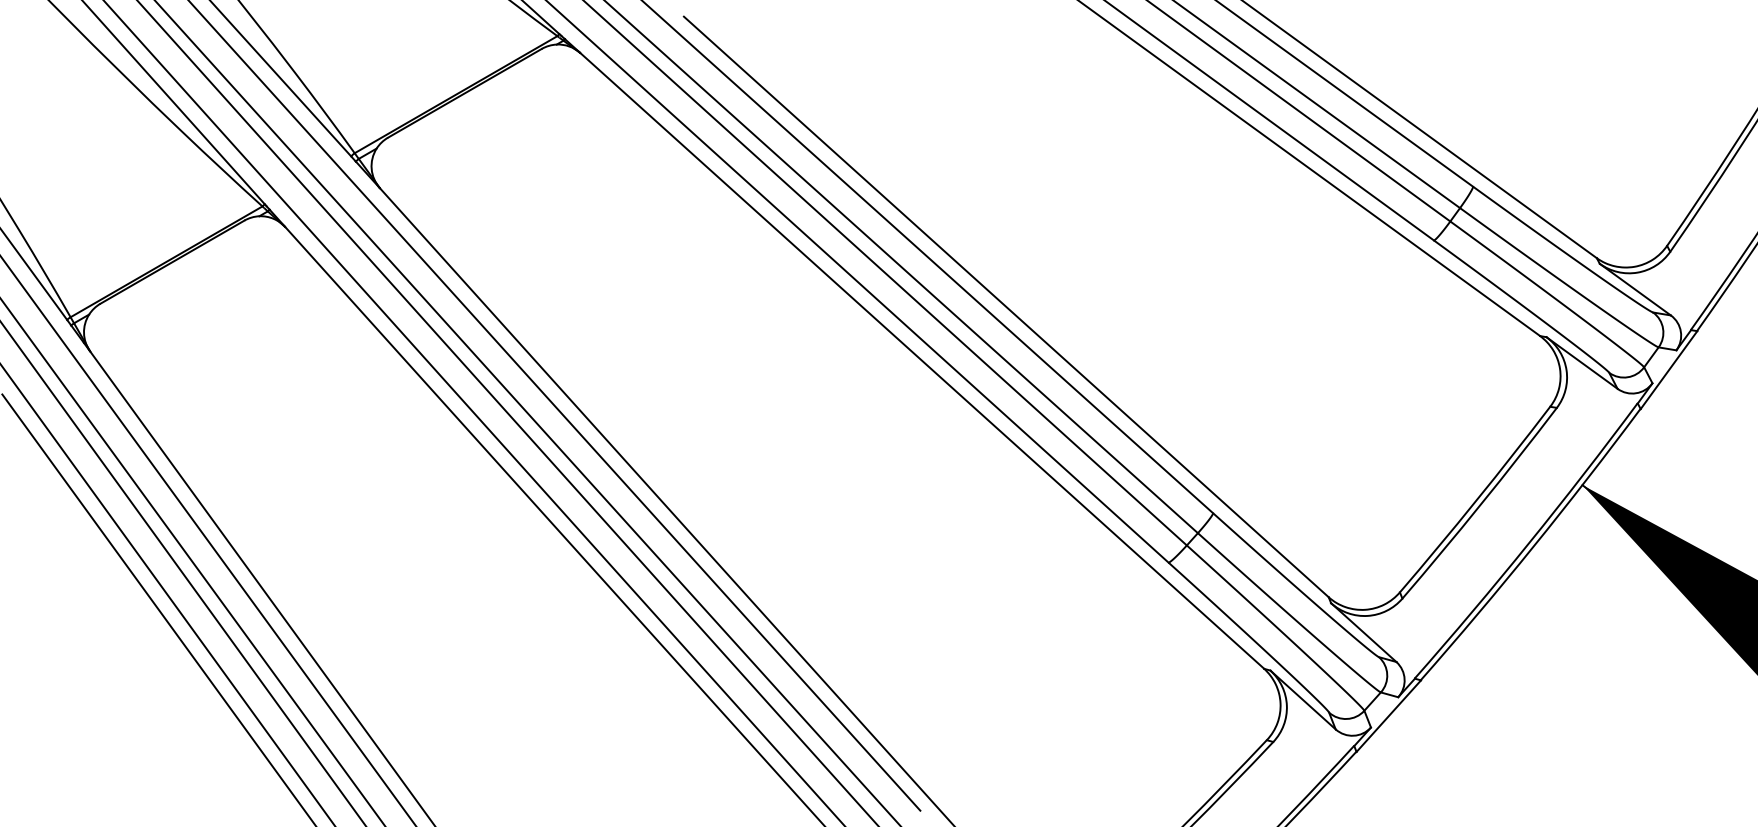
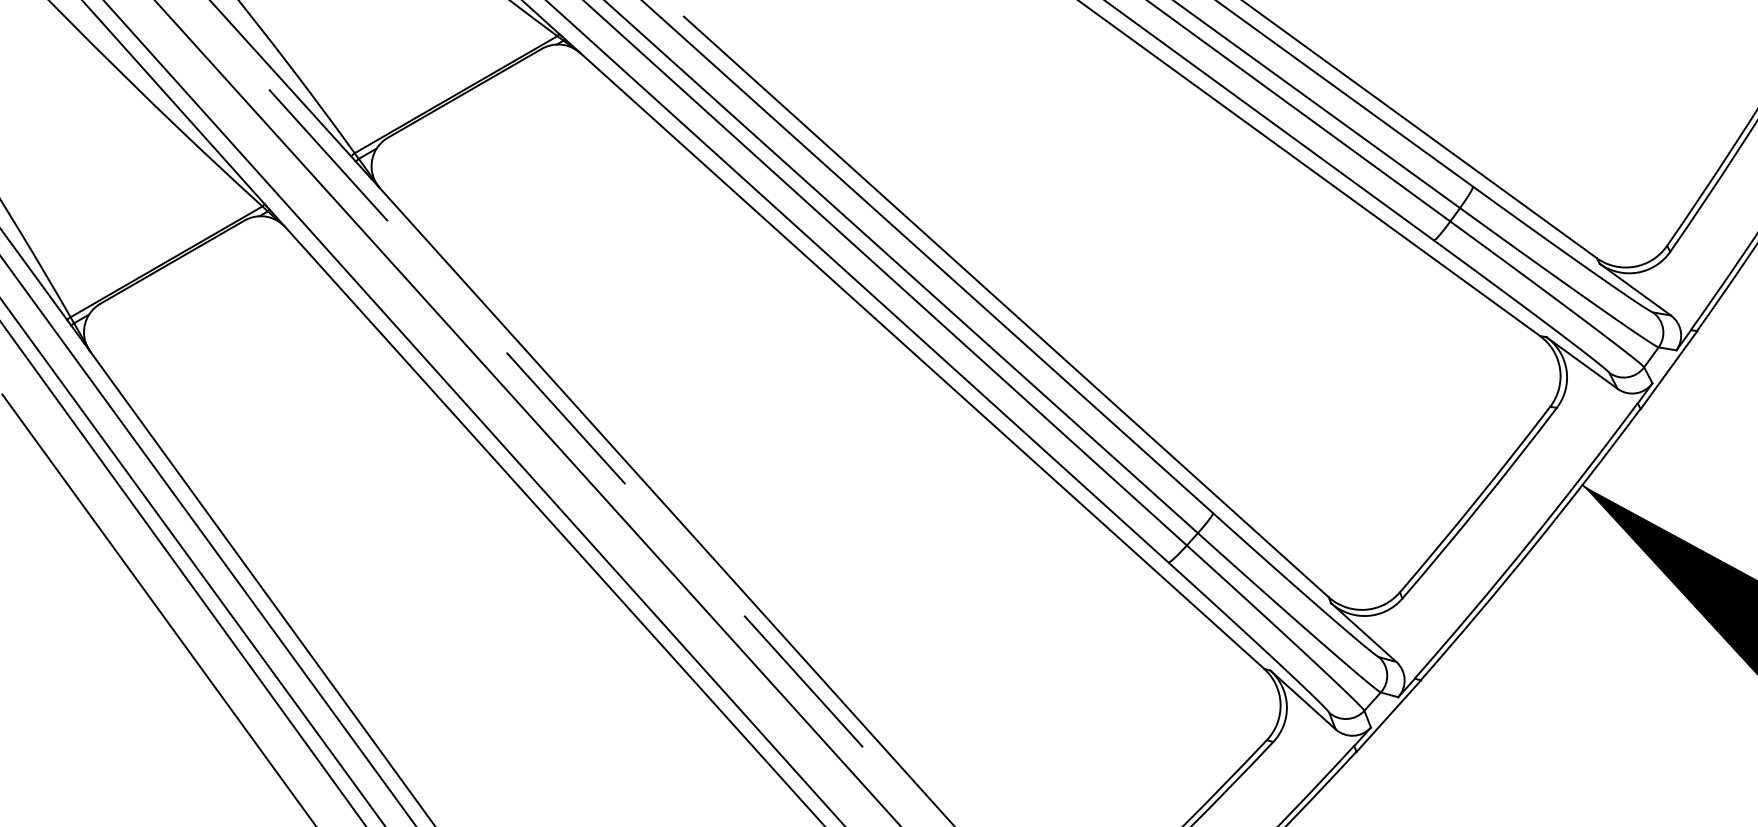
line: solid -> dashed (554, 405)
line: present -> none (507, 412)
line: present -> none (167, 594)
